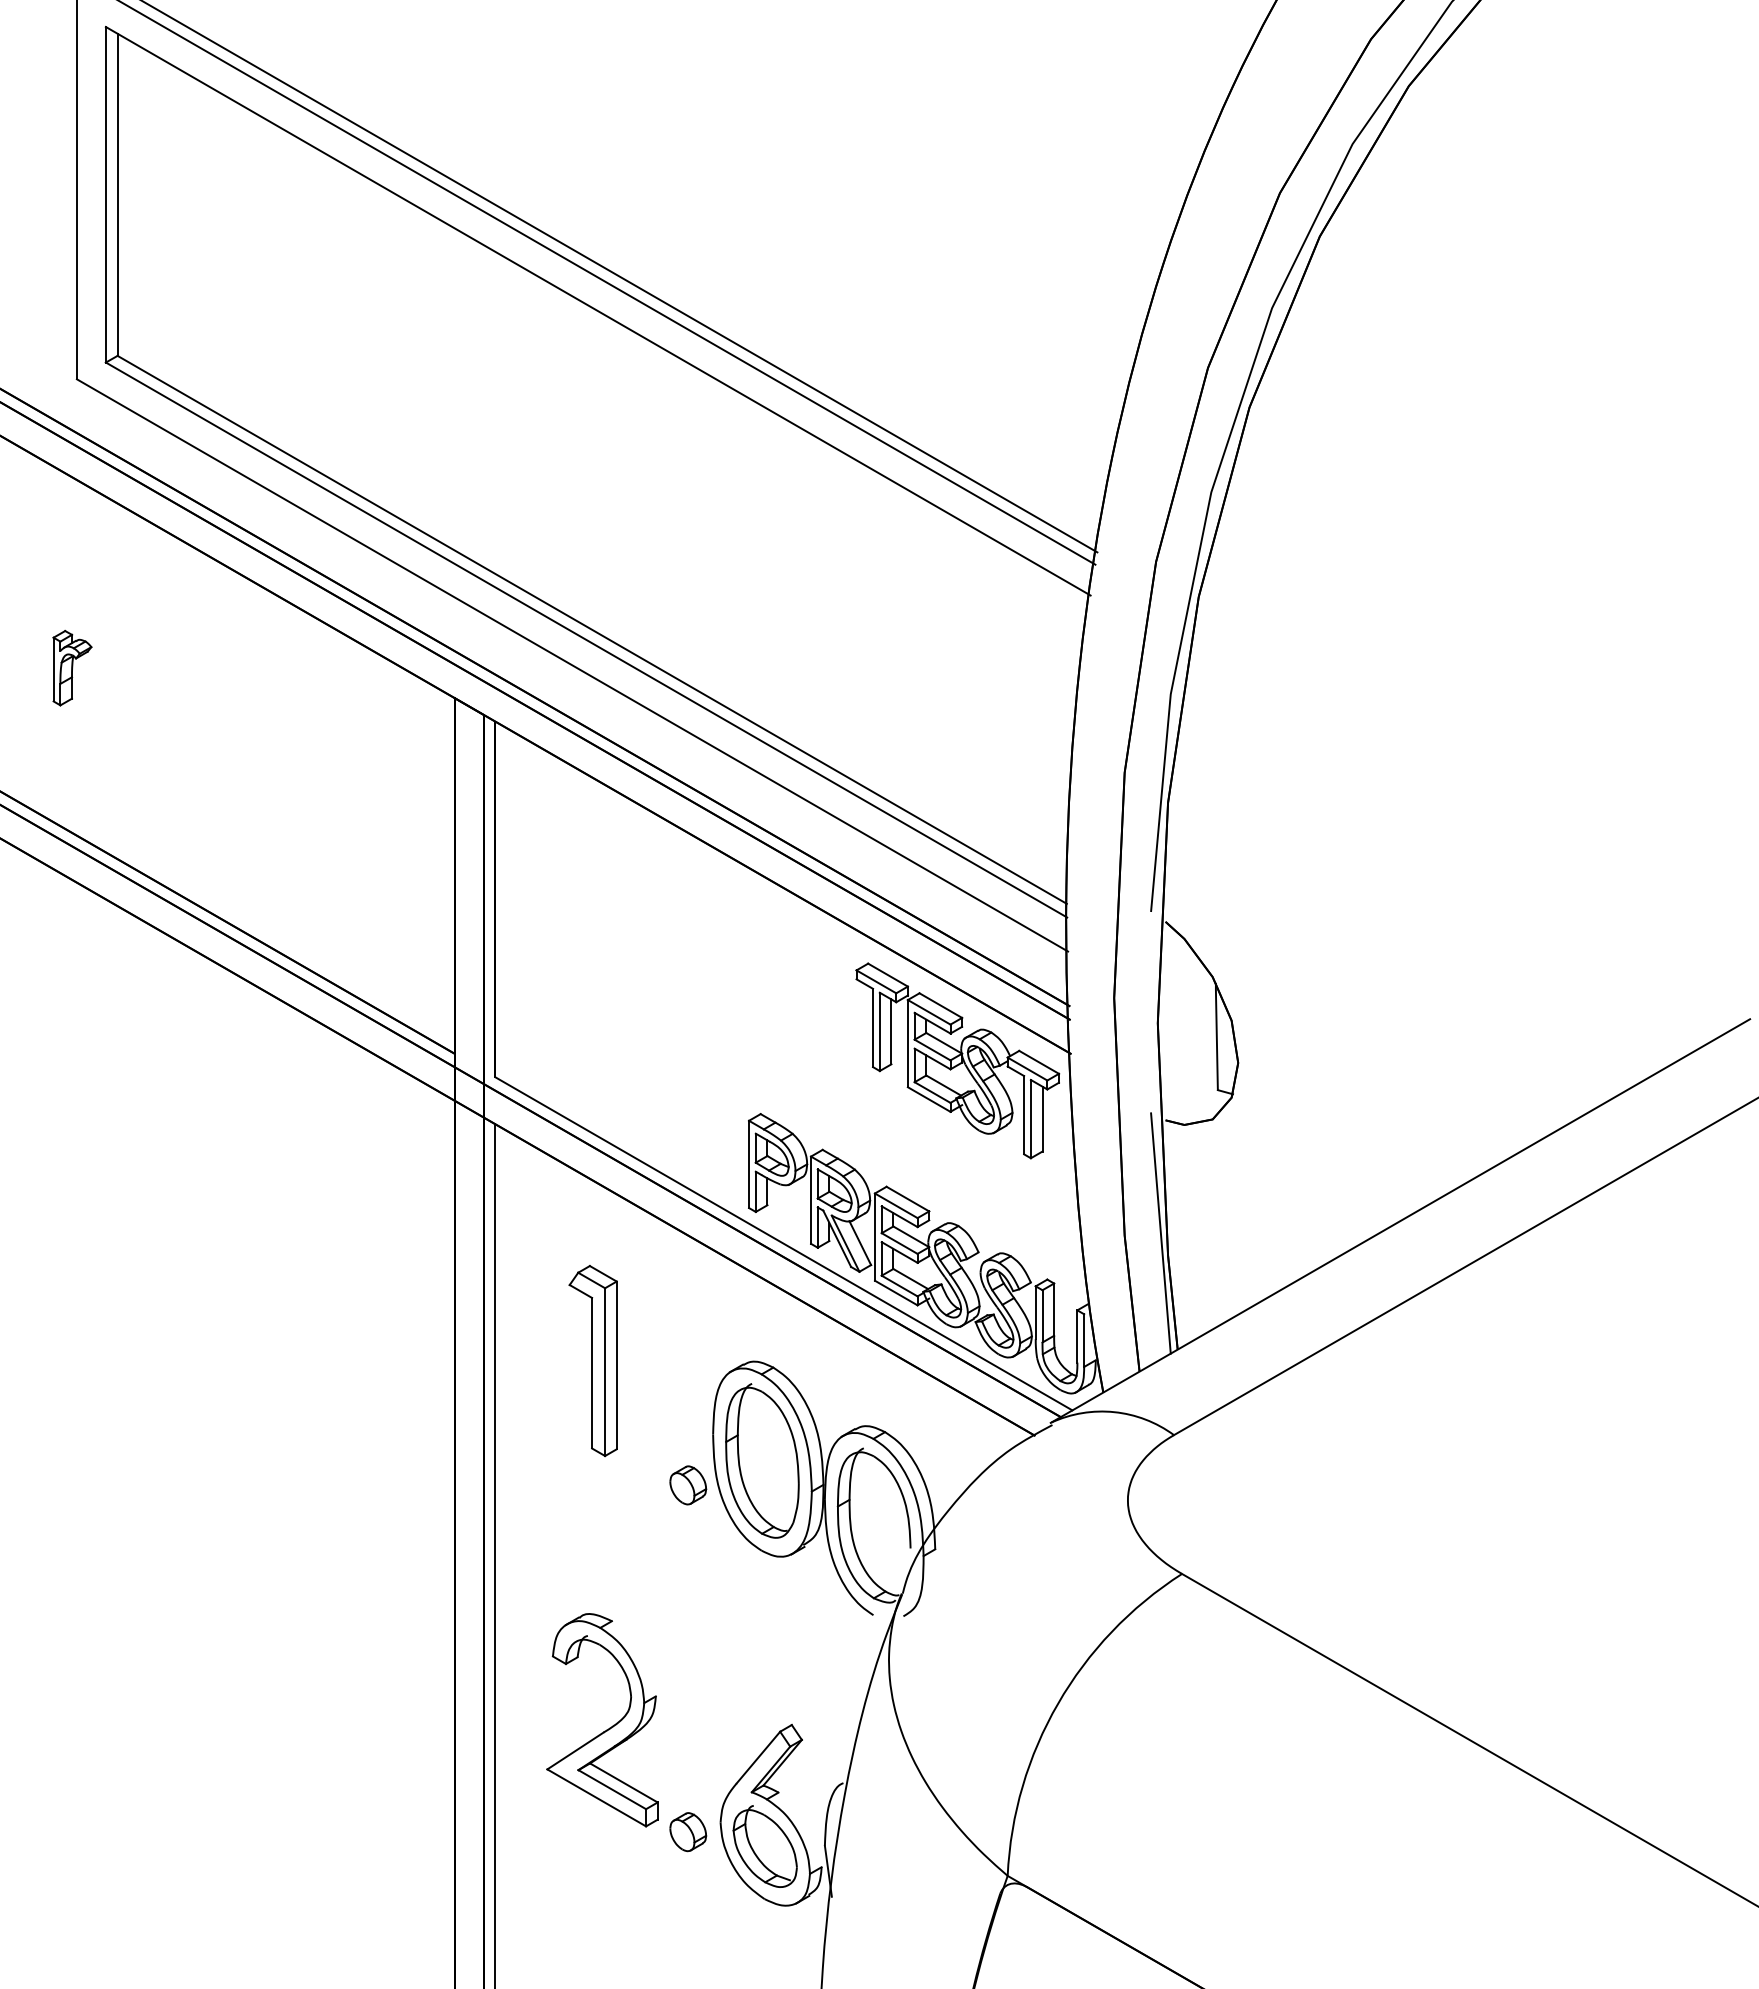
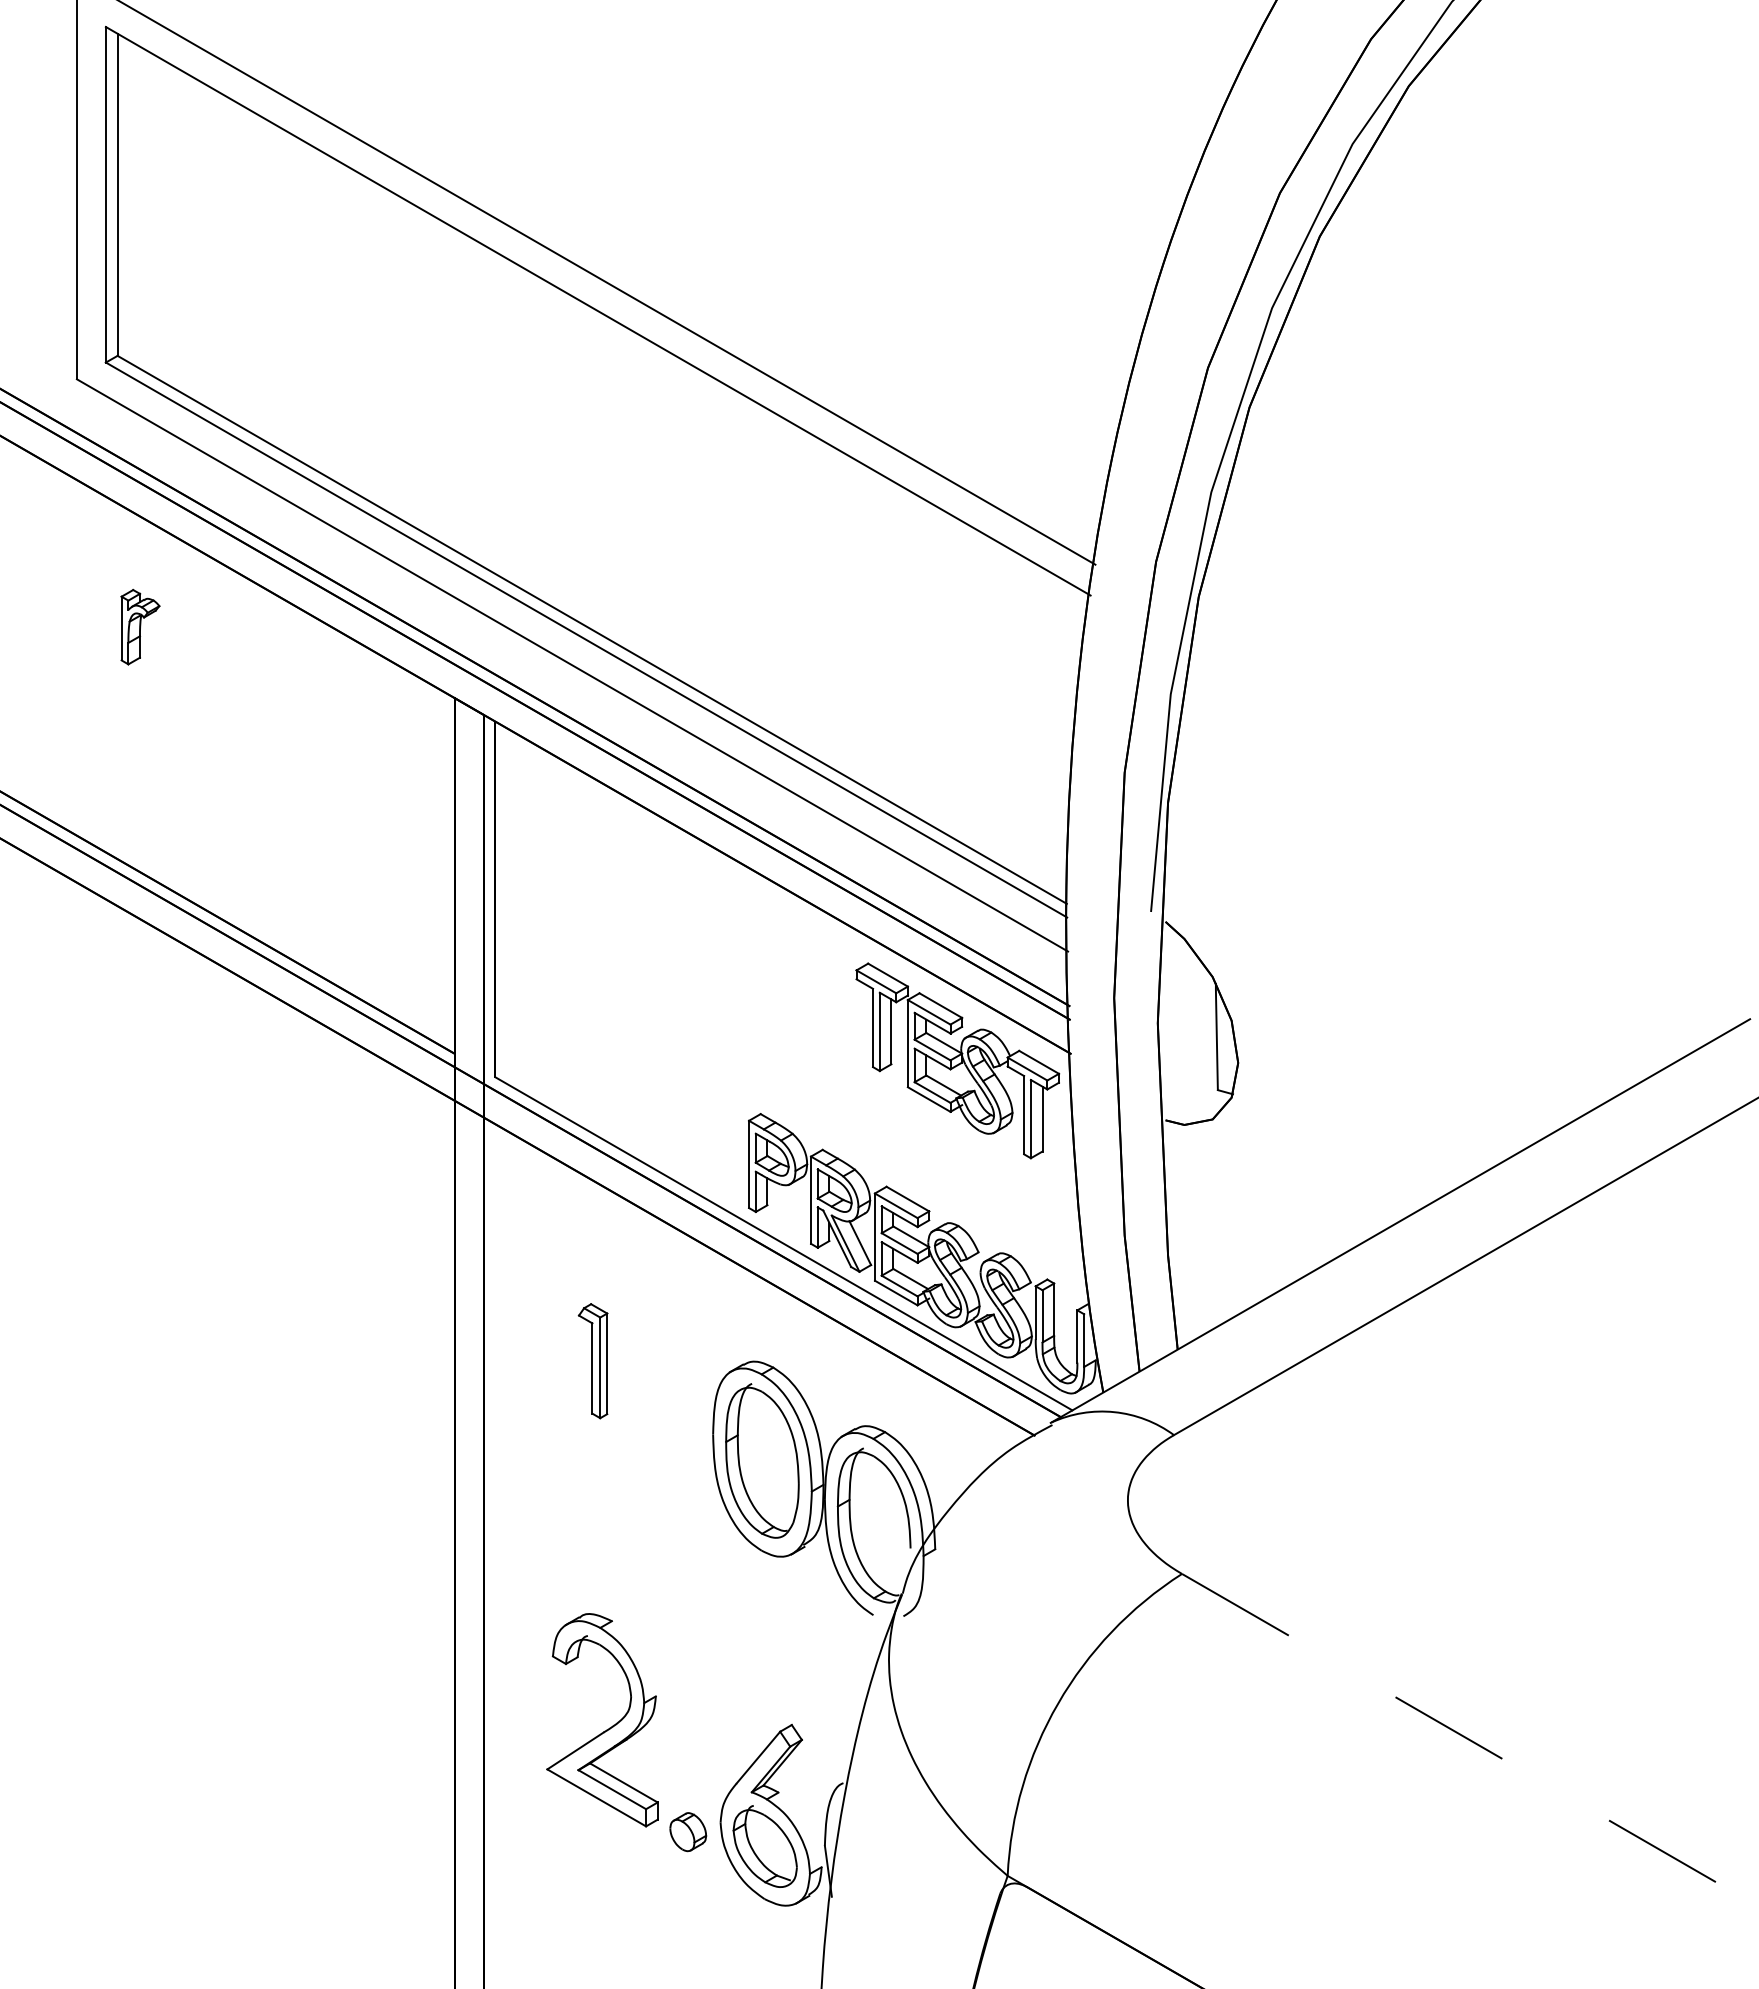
line: present -> none (620, 277)
part position: (72, 667) -> (140, 626) (140, 626)
line: present -> none (1160, 1233)
part size: 50x193 px -> 32x117 px (592, 1361)
part: present -> none (688, 1485)
line: present -> none (495, 1554)
line: solid -> dashed (1470, 1740)
